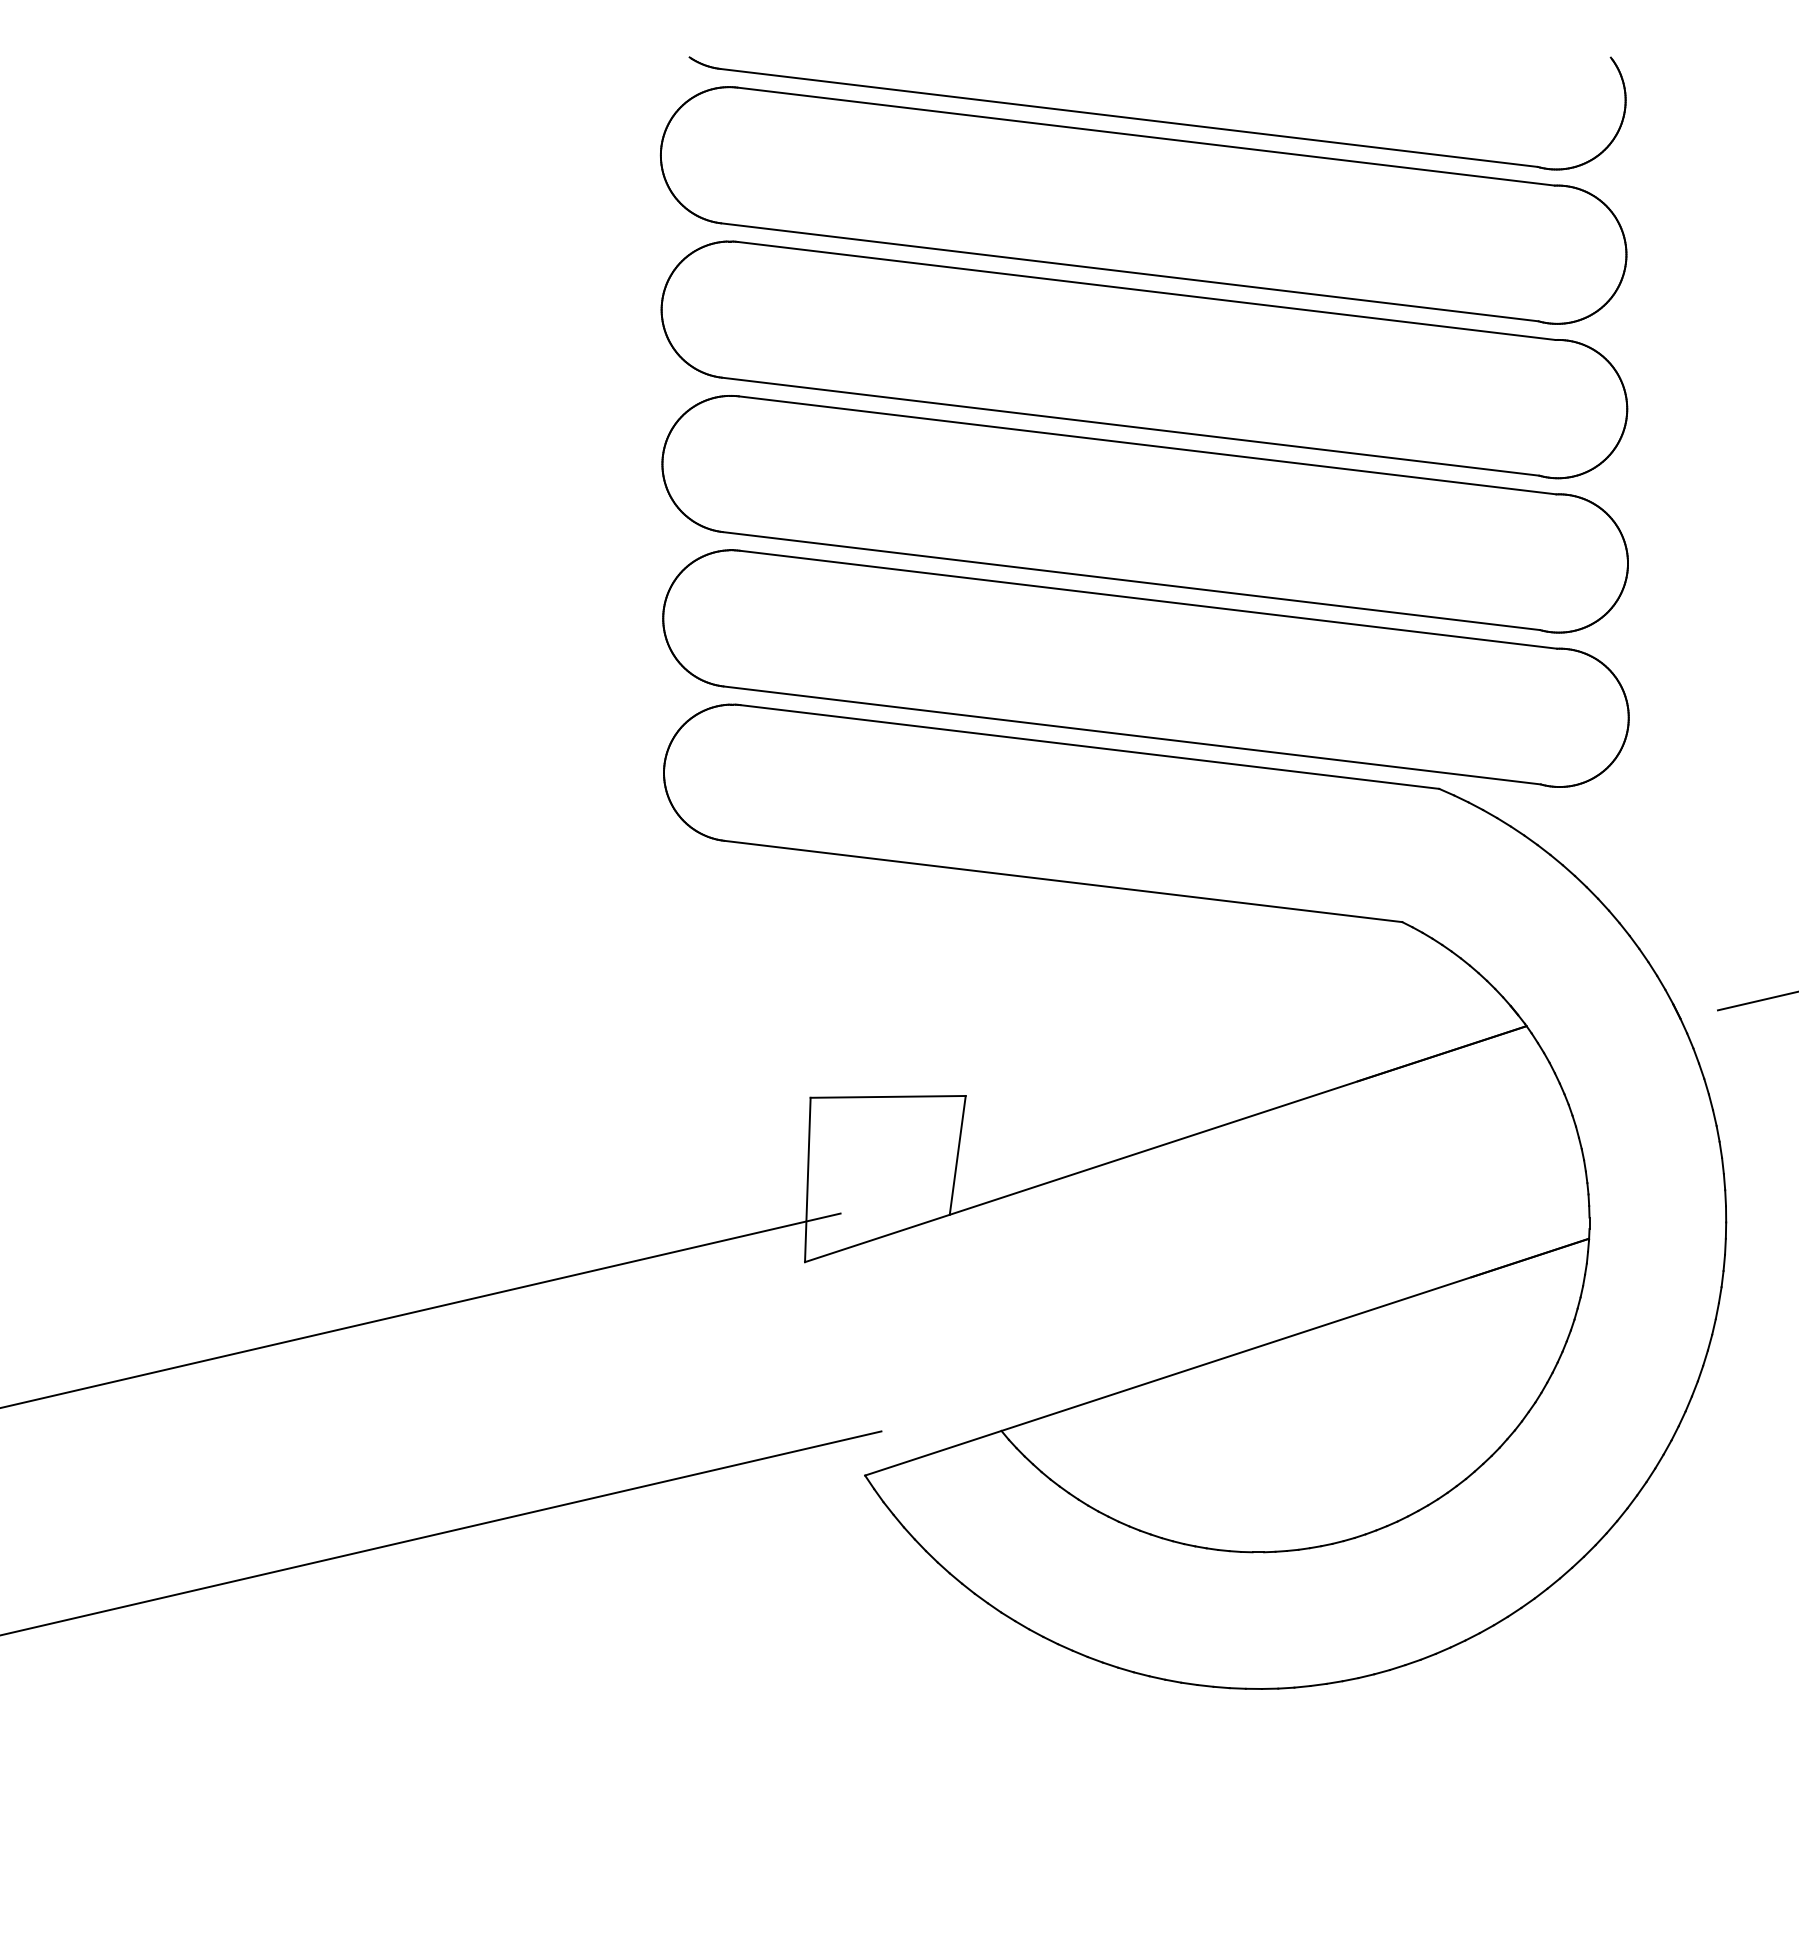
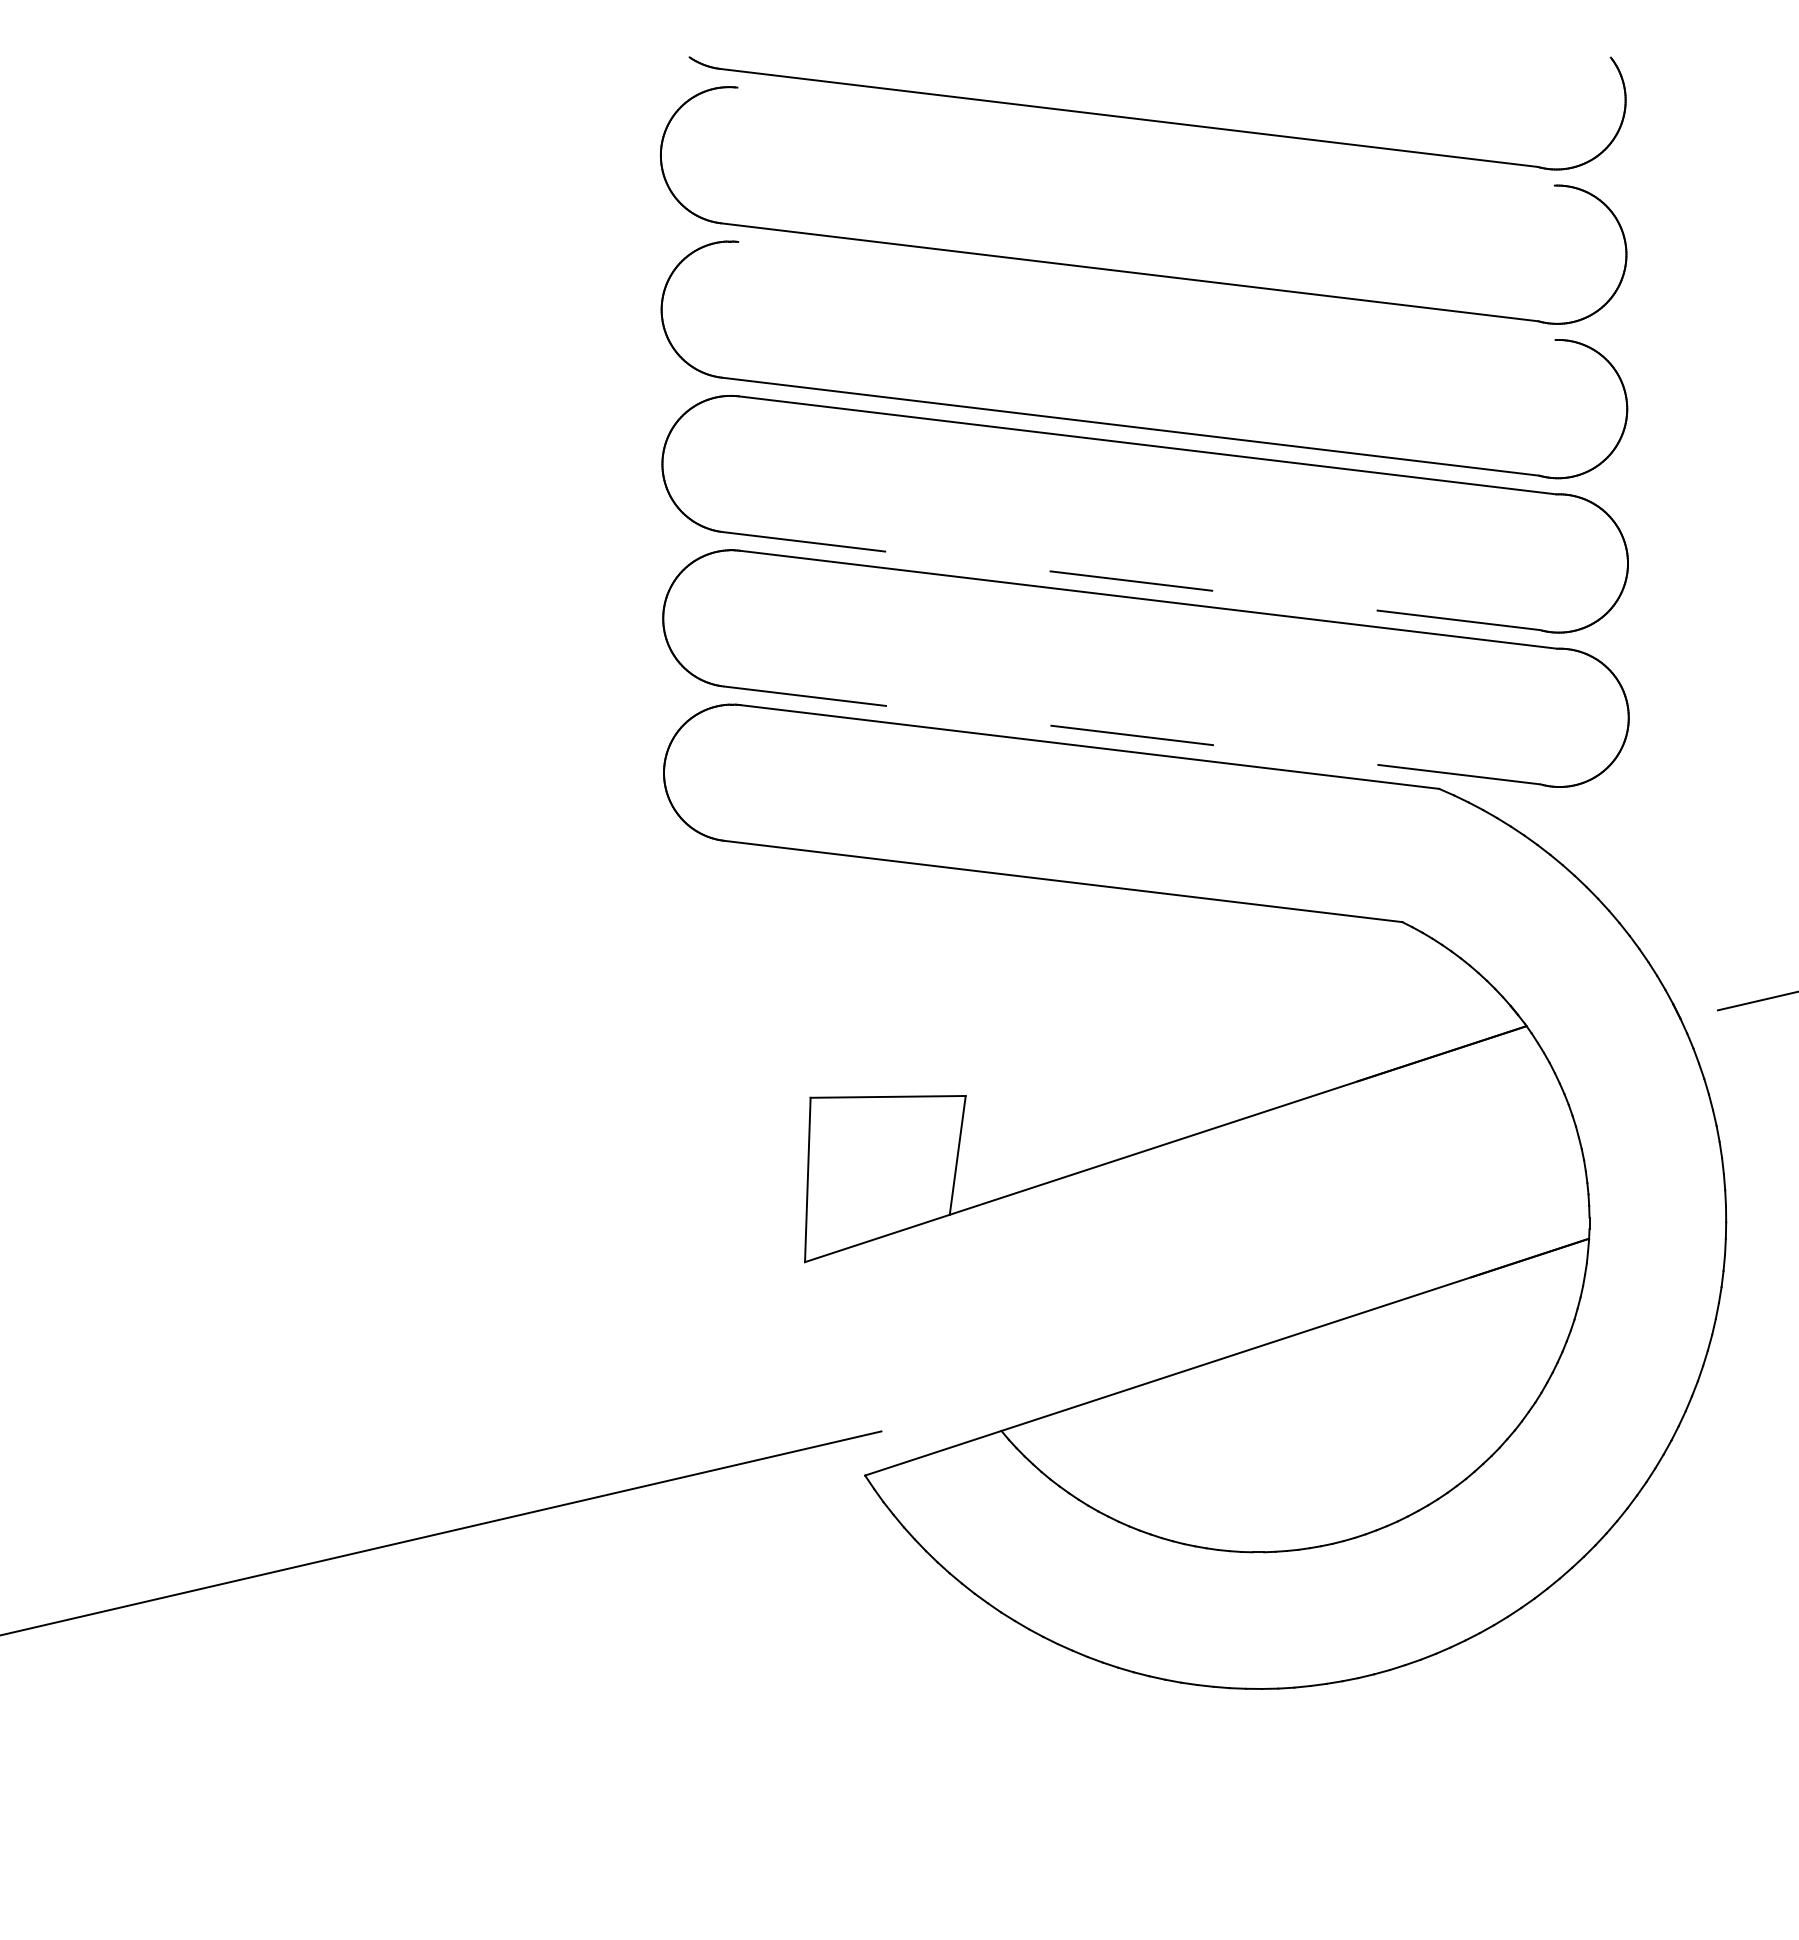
line: present -> none (1145, 136)
line: present -> none (1146, 290)
line: solid -> dashed (1131, 581)
line: solid -> dashed (1132, 735)
line: present -> none (421, 1310)
